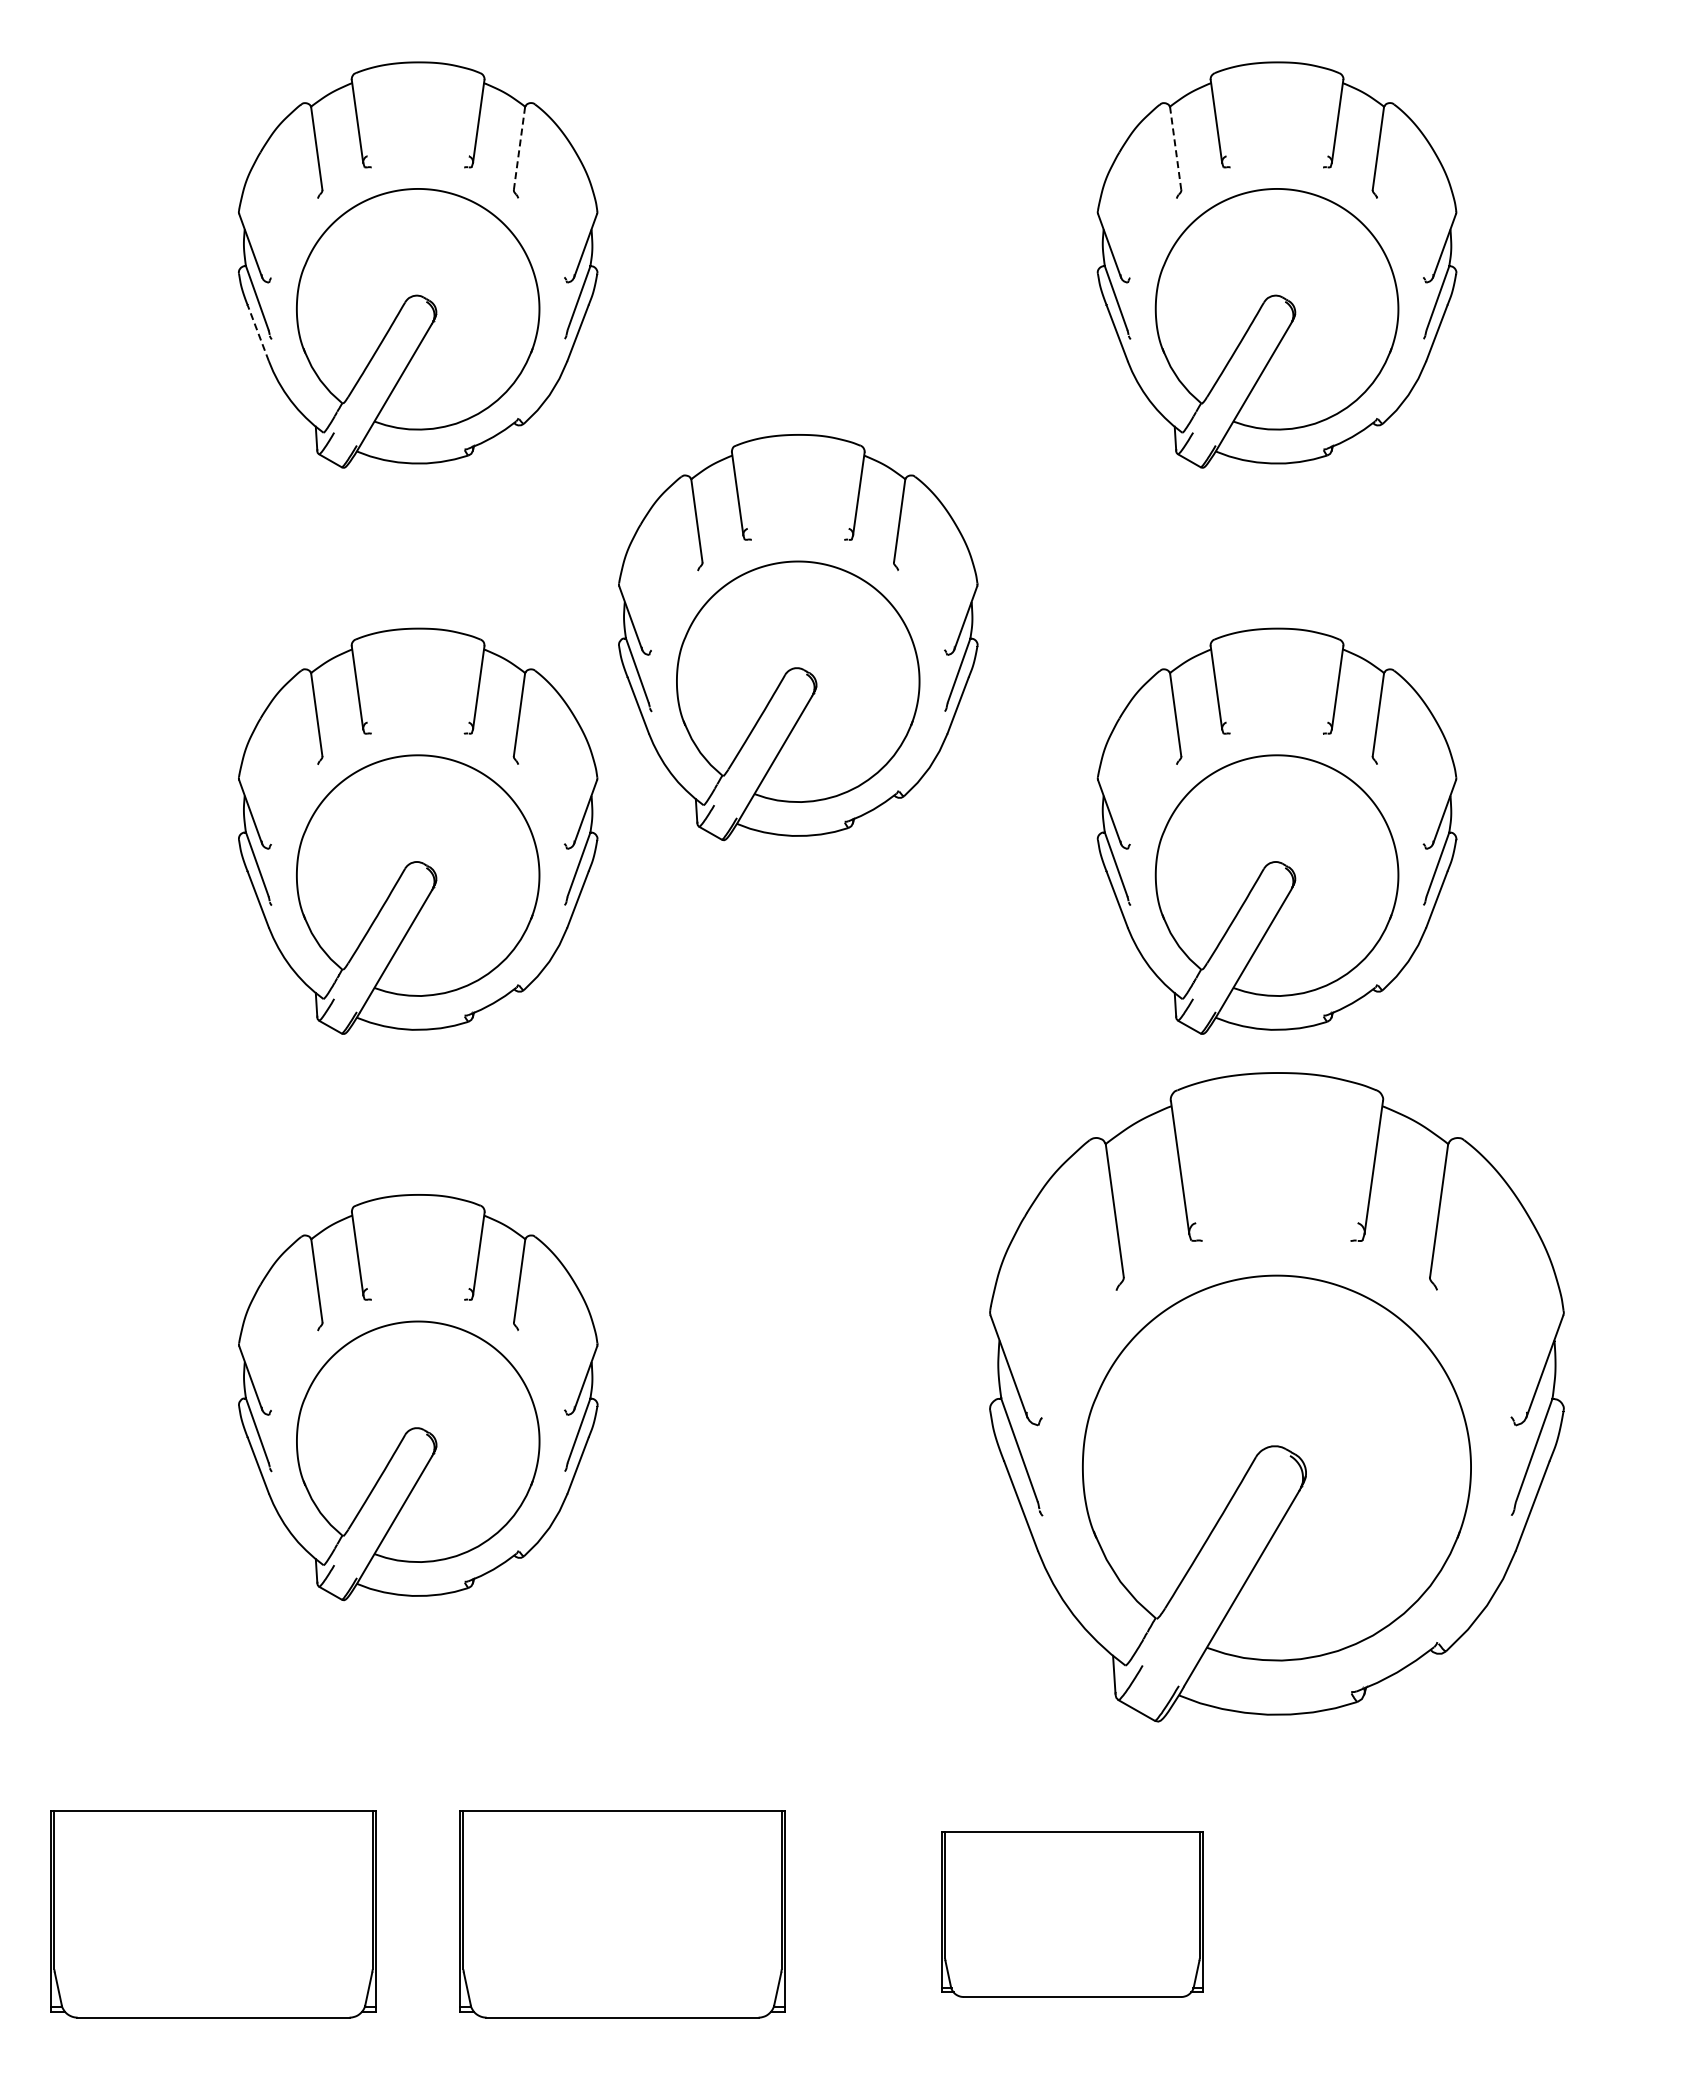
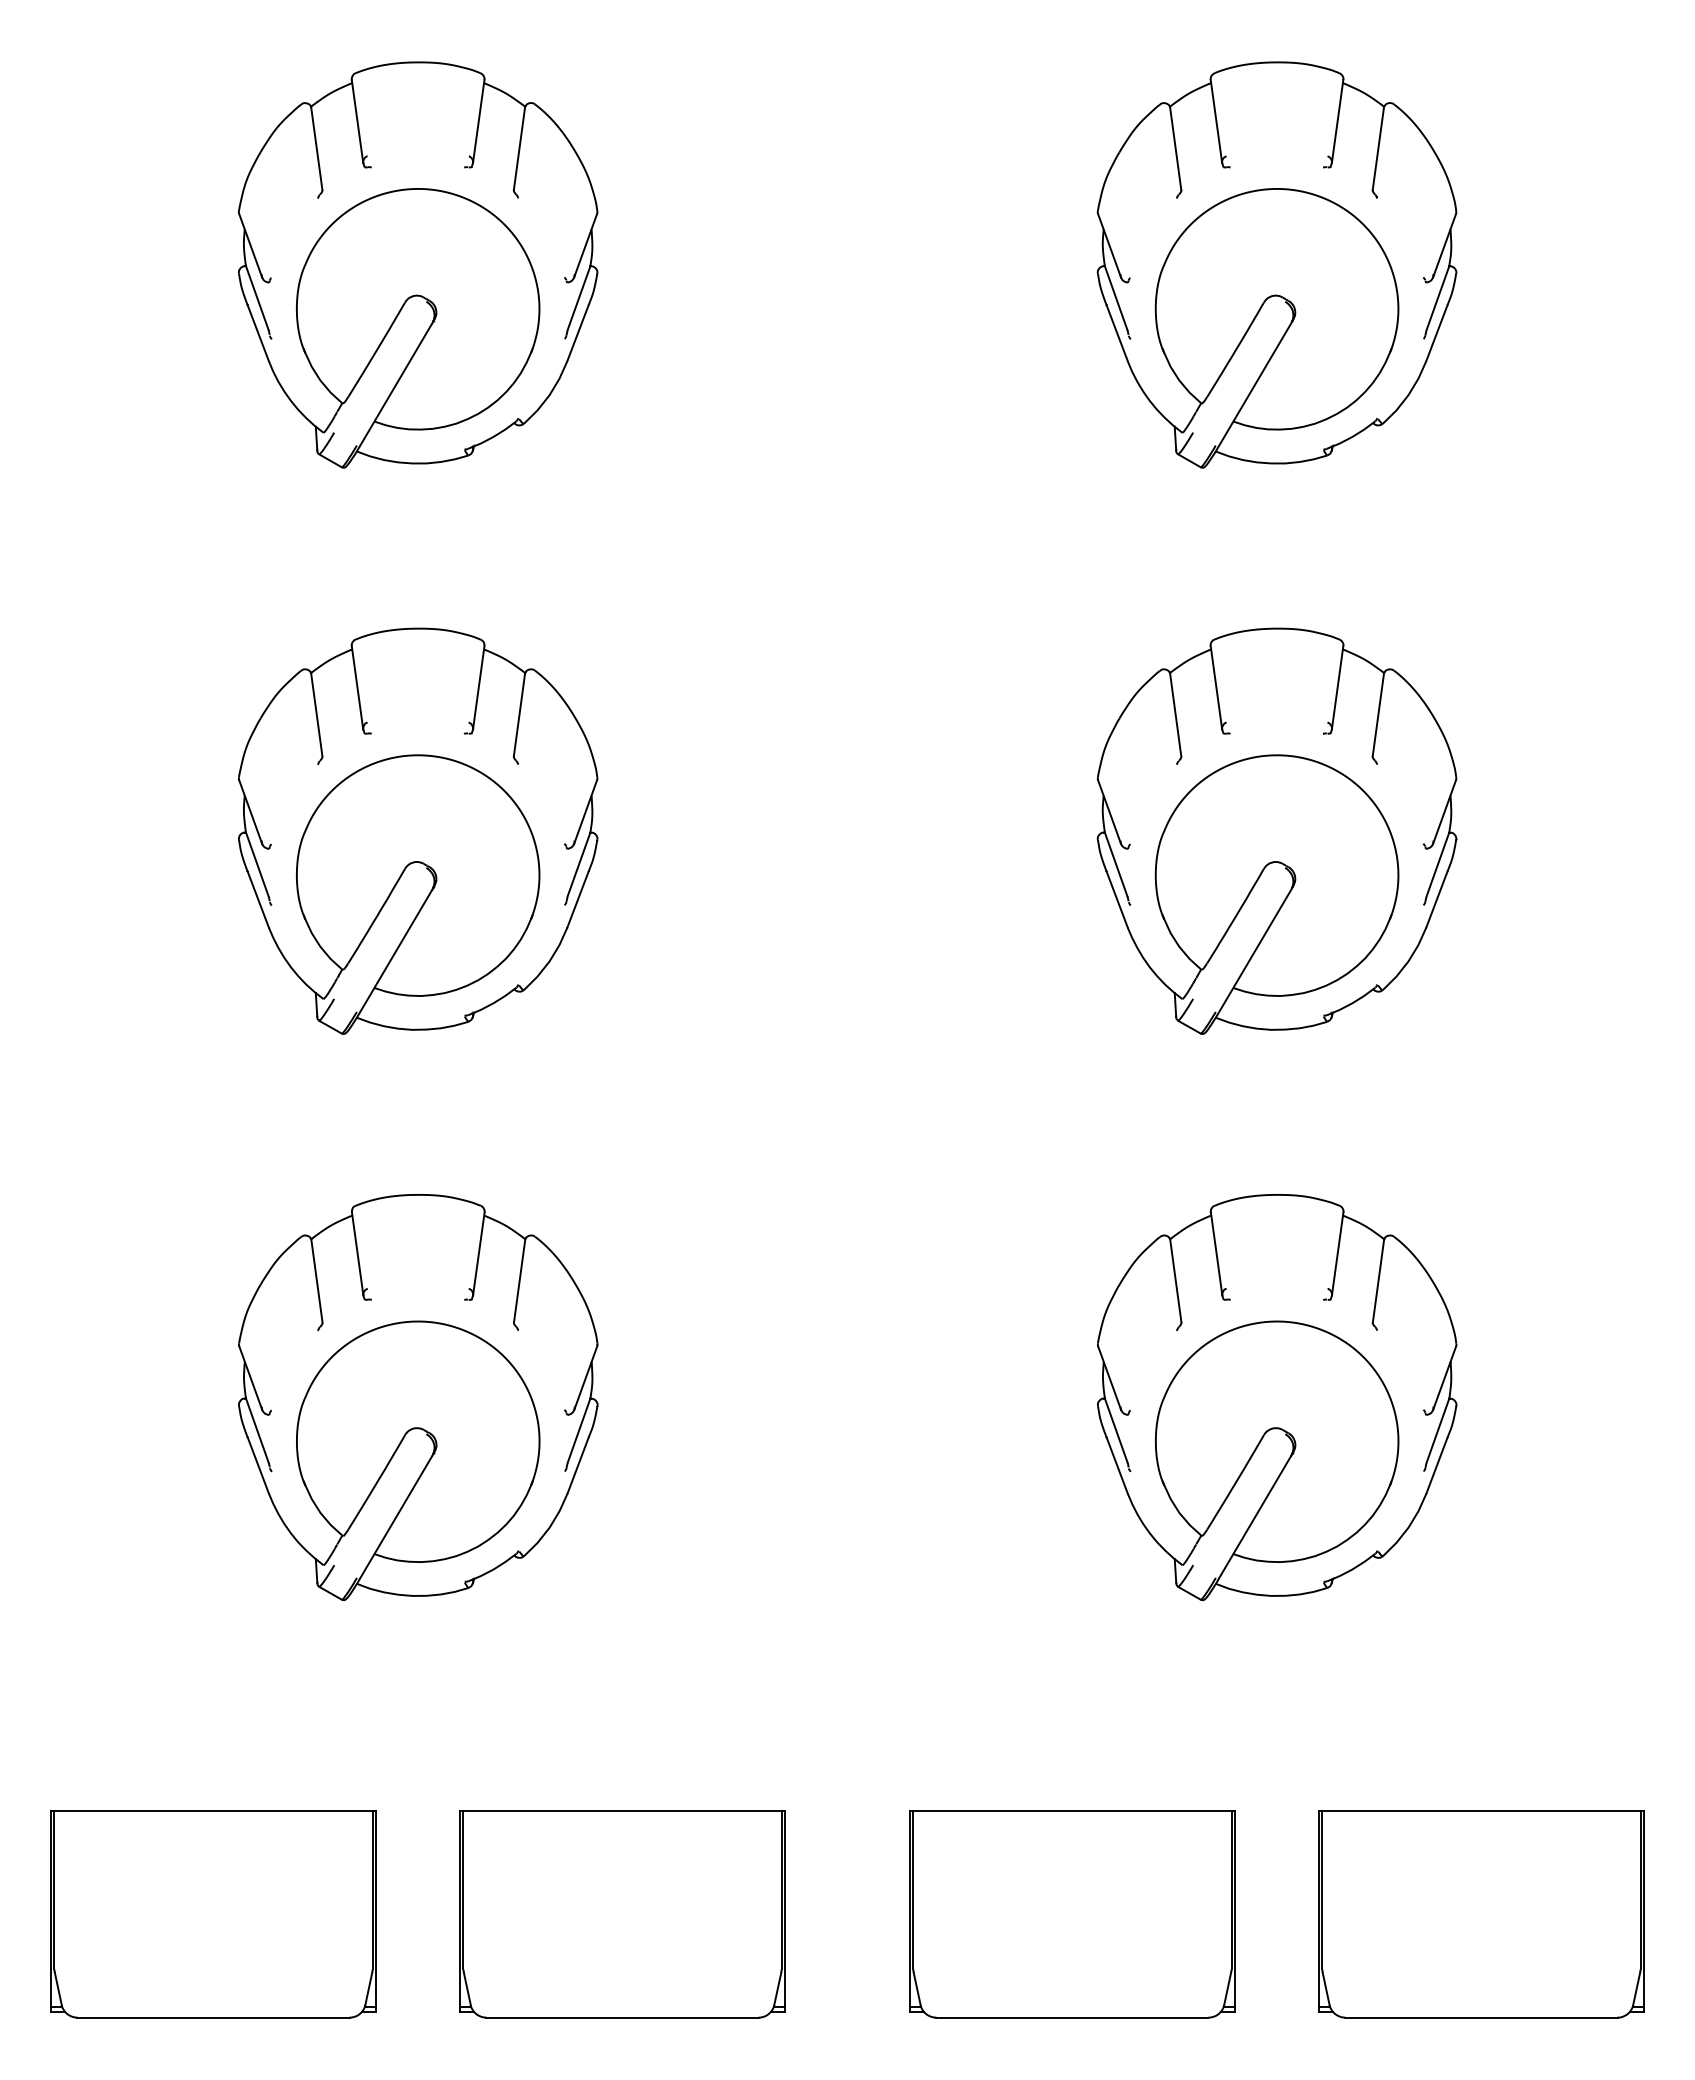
line: dashed -> solid (519, 148)
line: dashed -> solid (1175, 148)
line: dashed -> solid (258, 333)
part: present -> none (798, 637)
part size: 576x651 px -> 361x408 px (1277, 1397)
part size: 263x167 px -> 327x209 px (1072, 1914)
part: none -> present (1481, 1914)
